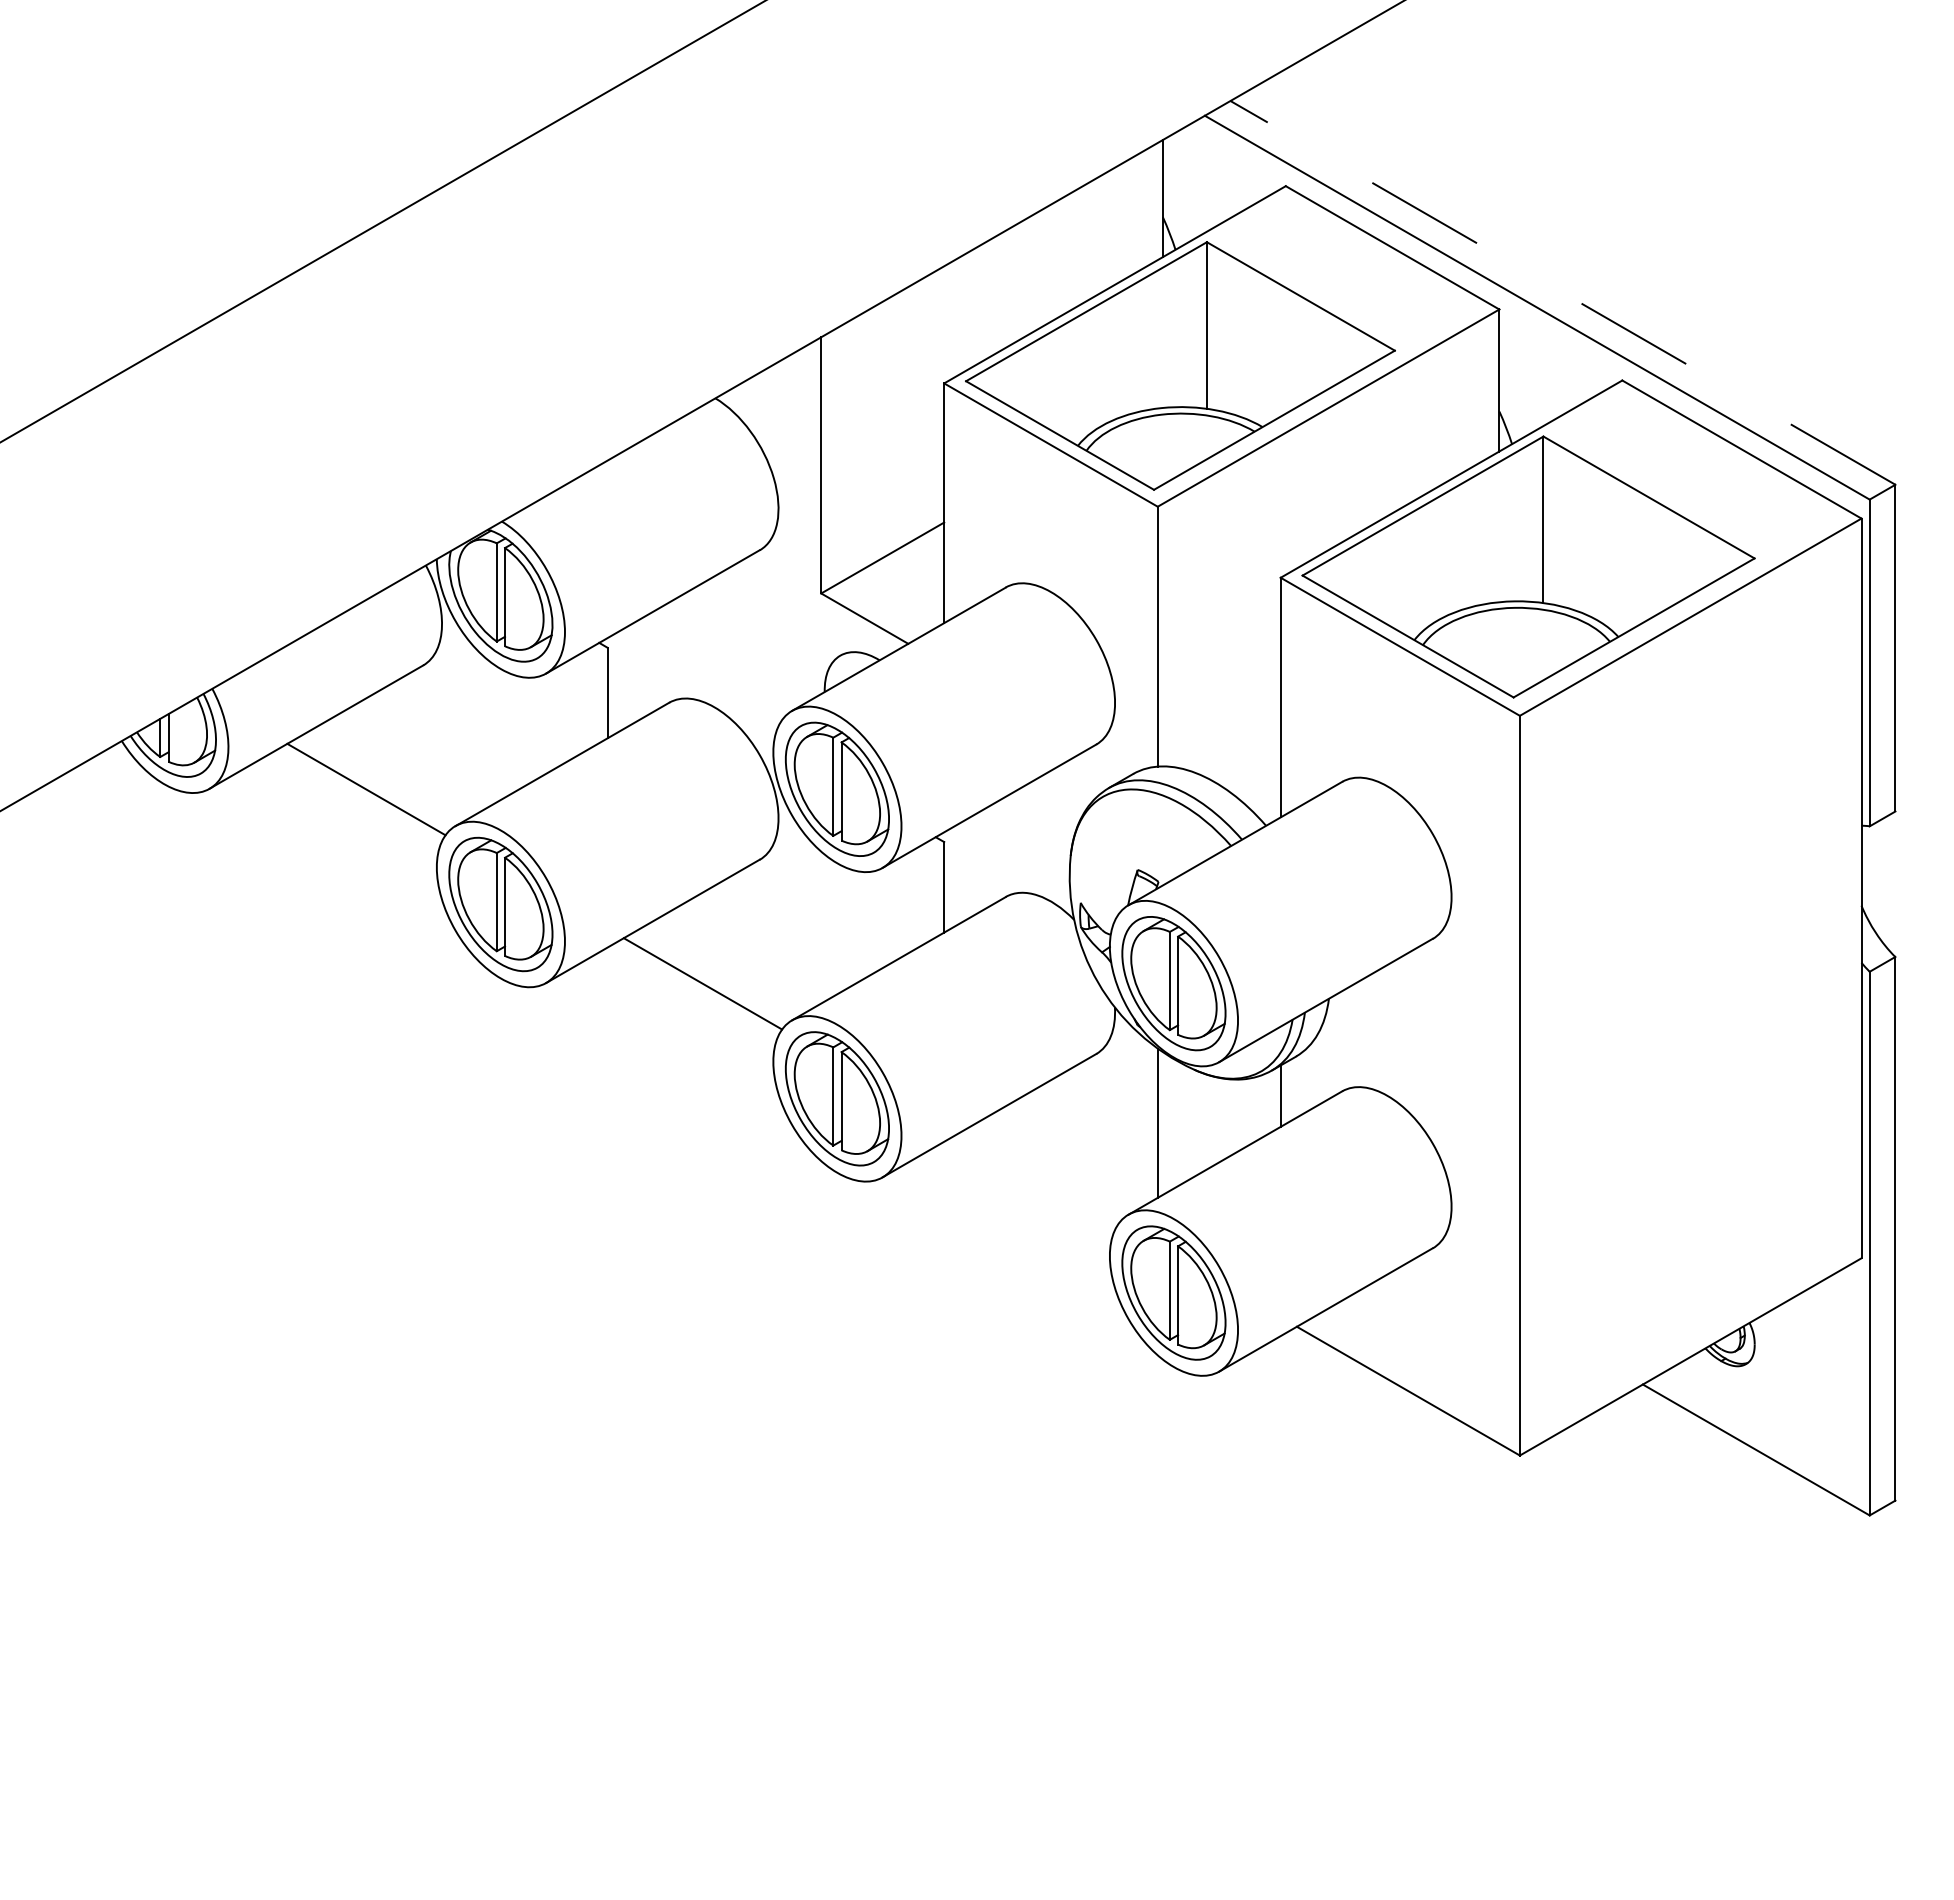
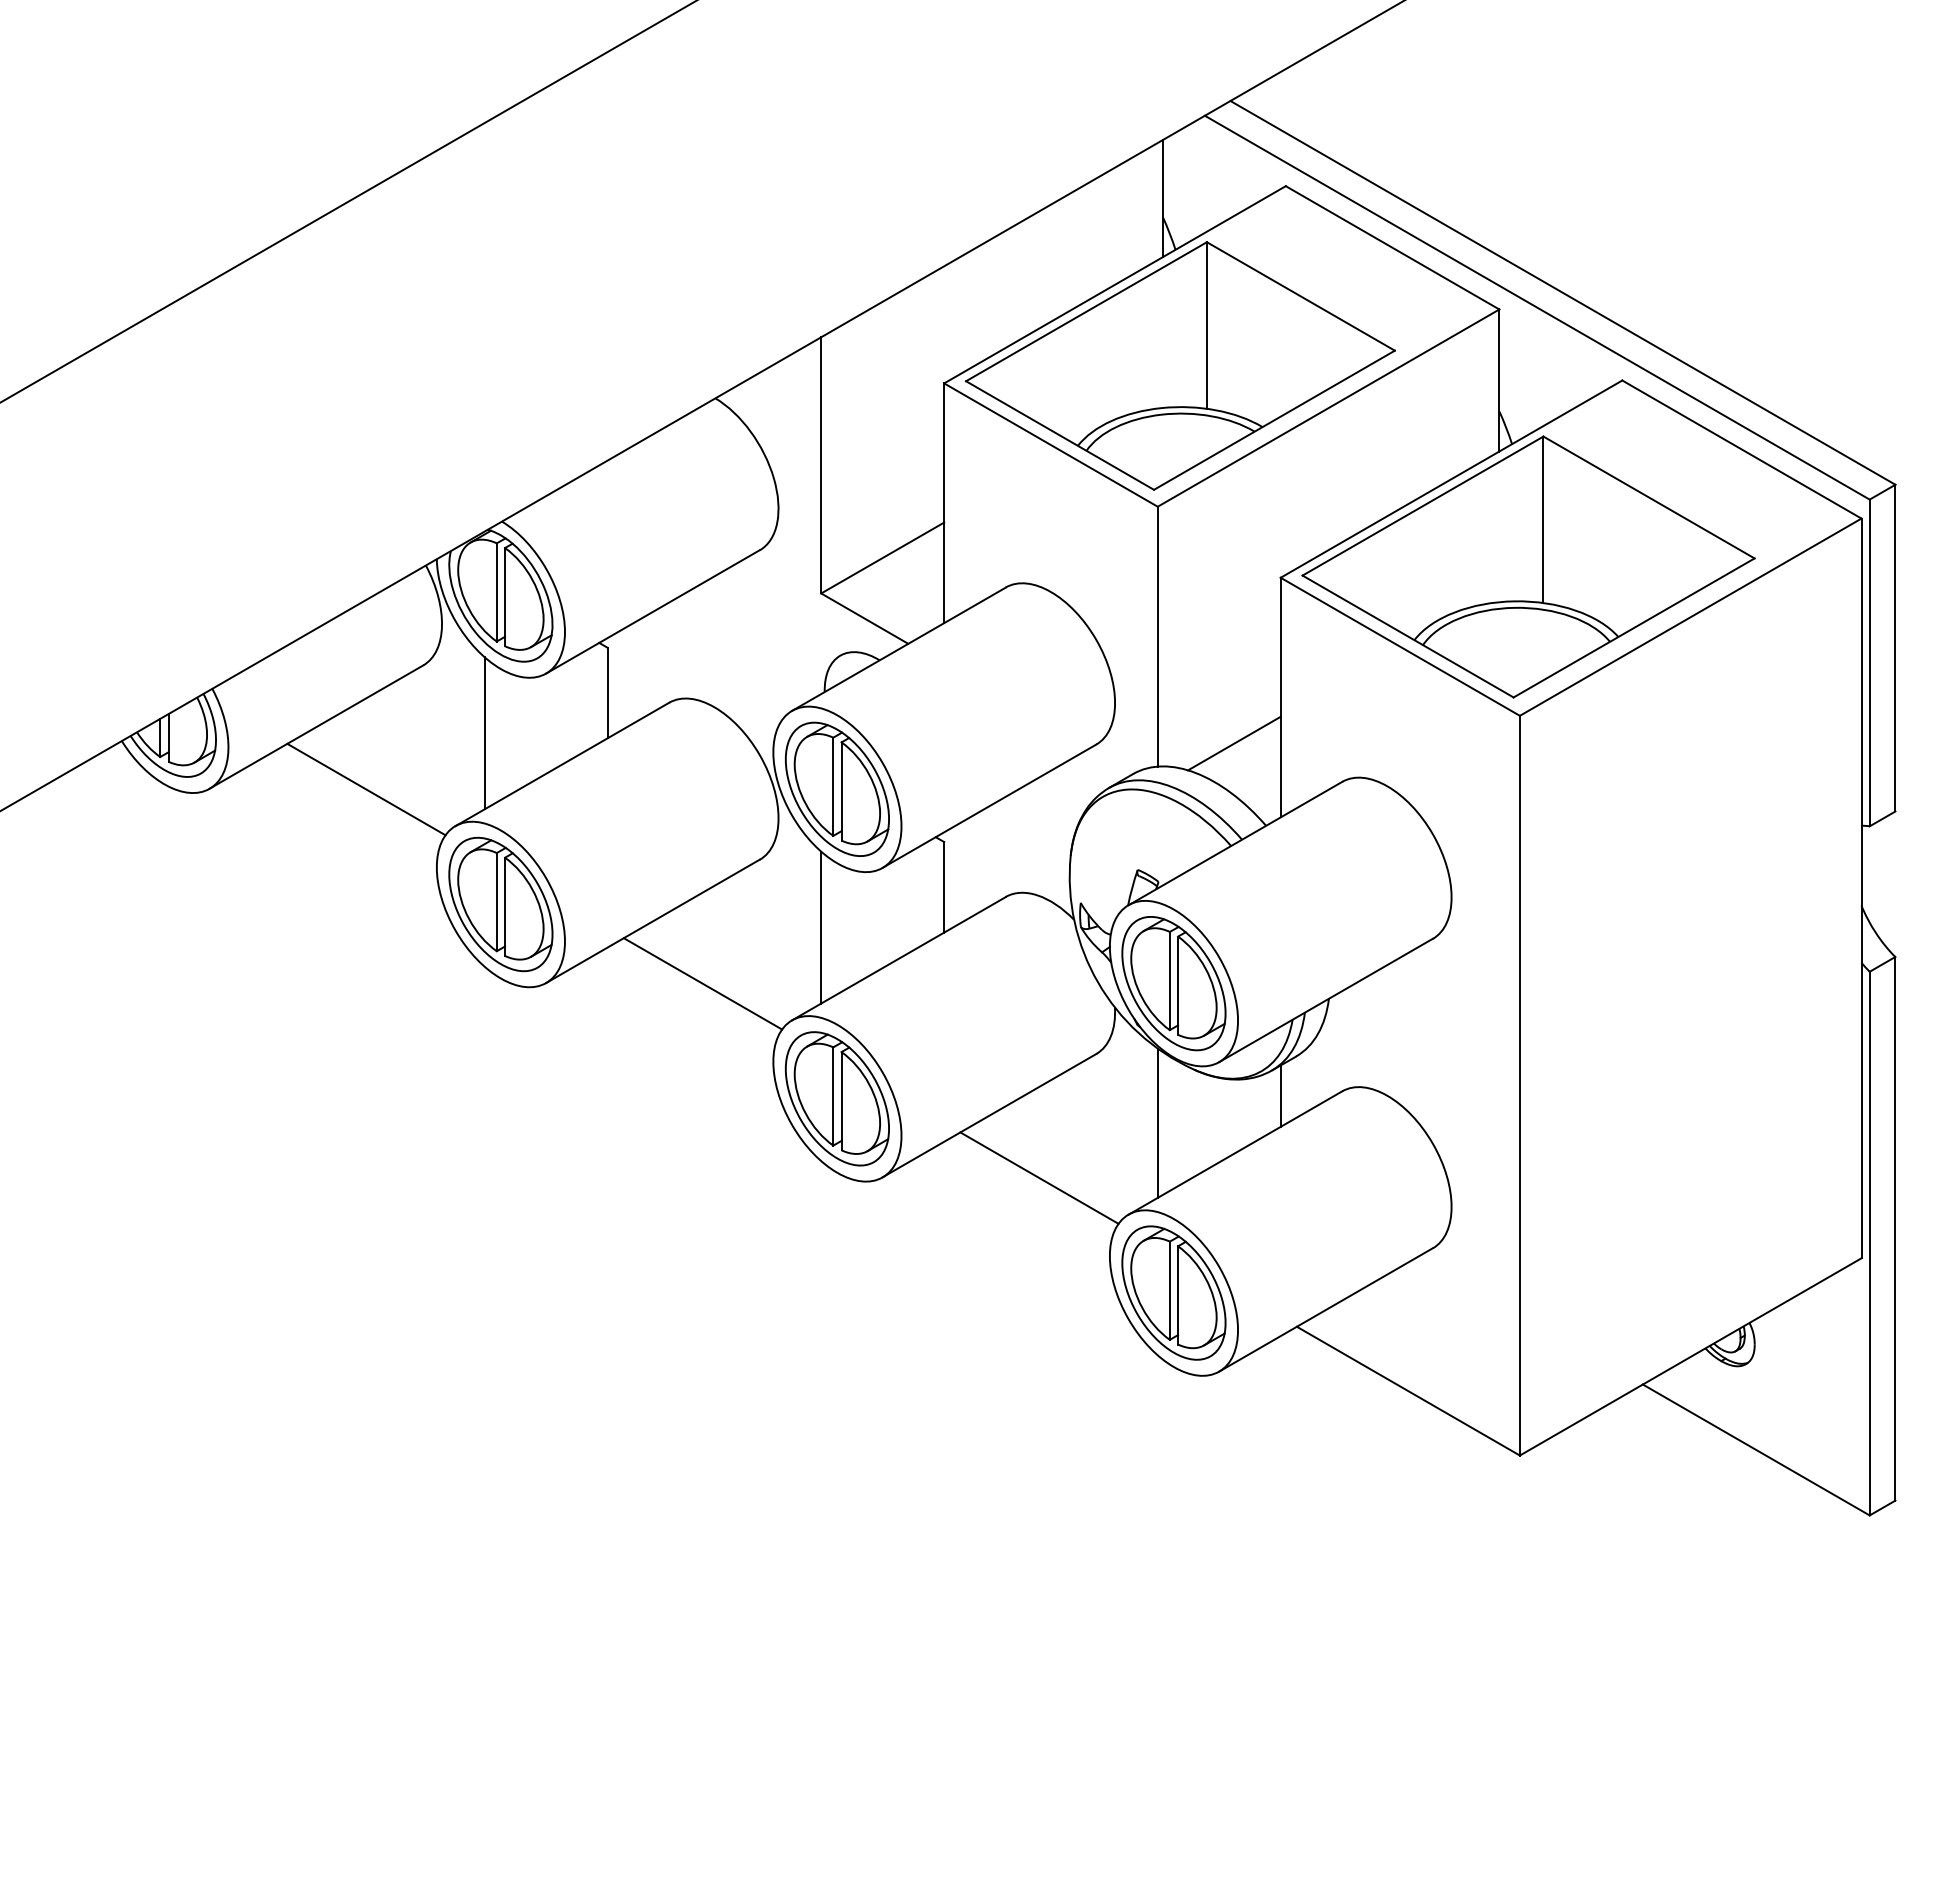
line position: (382, 221) -> (348, 201) (348, 201)
line: dashed -> solid (1562, 292)
line: none -> present (484, 733)
line: none -> present (1233, 743)
line: none -> present (821, 927)
line: none -> present (1039, 1177)
